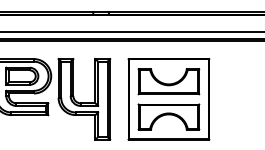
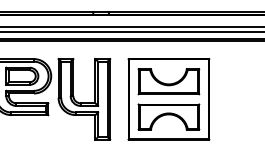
line: none -> present (131, 26)
